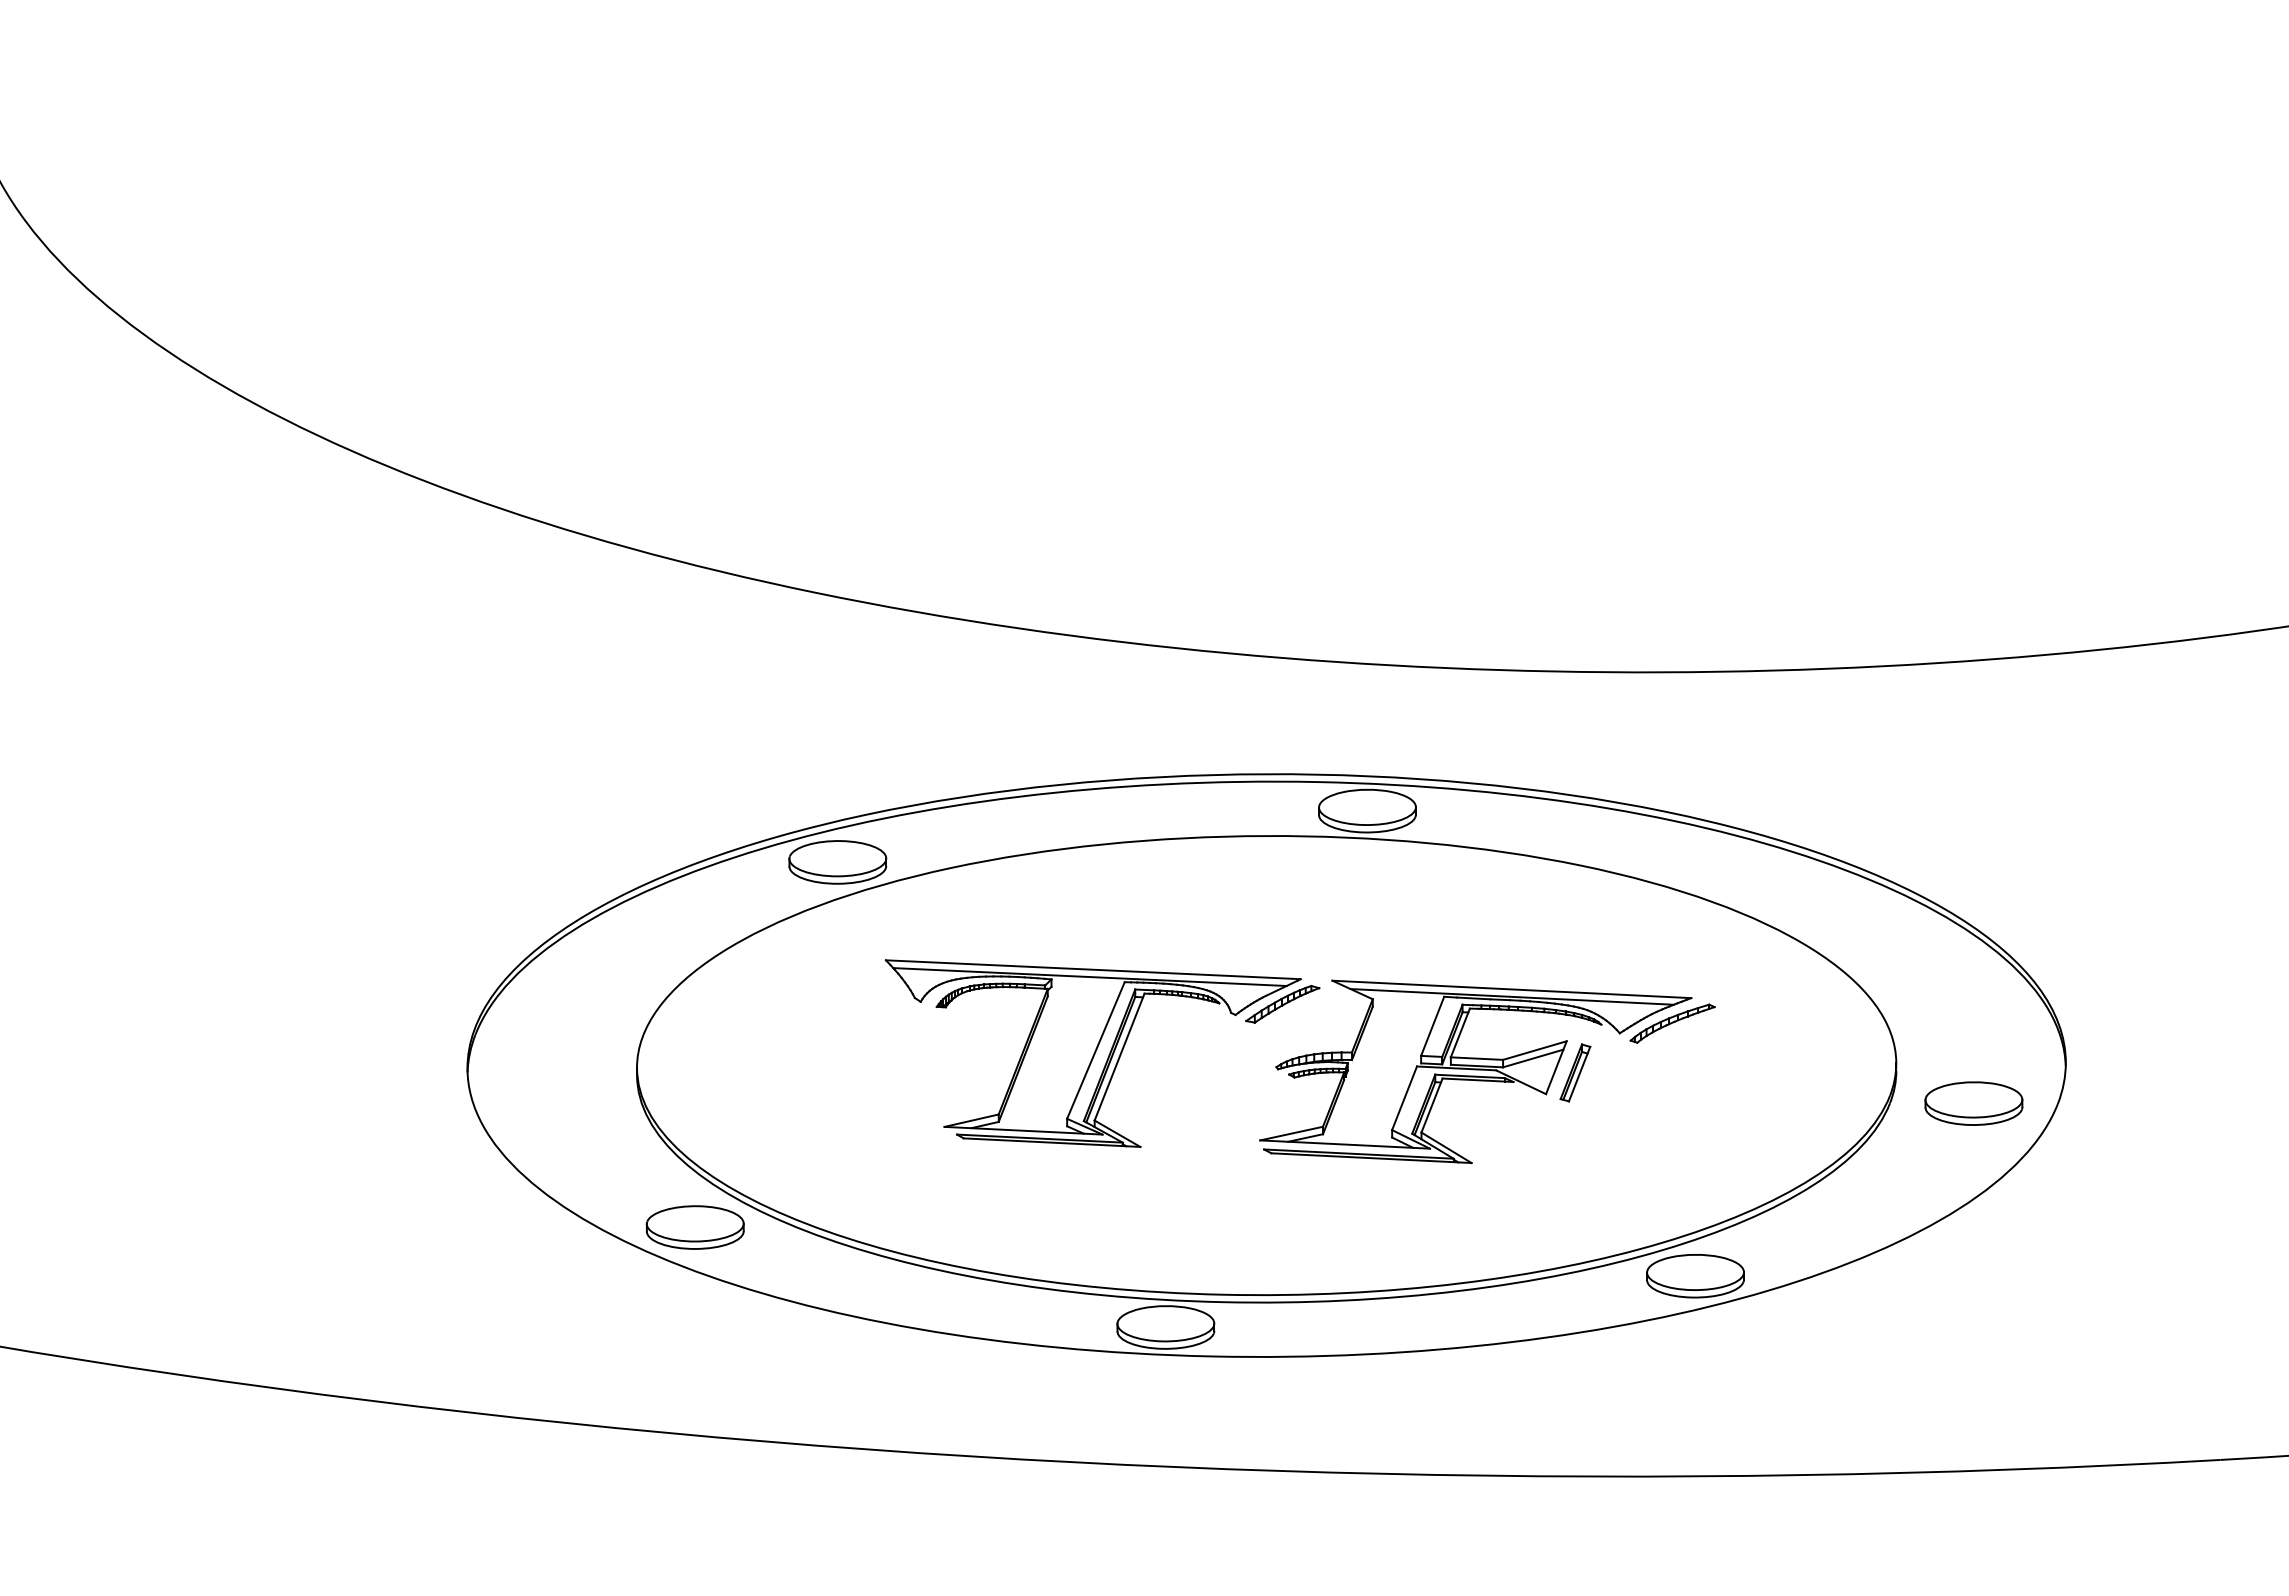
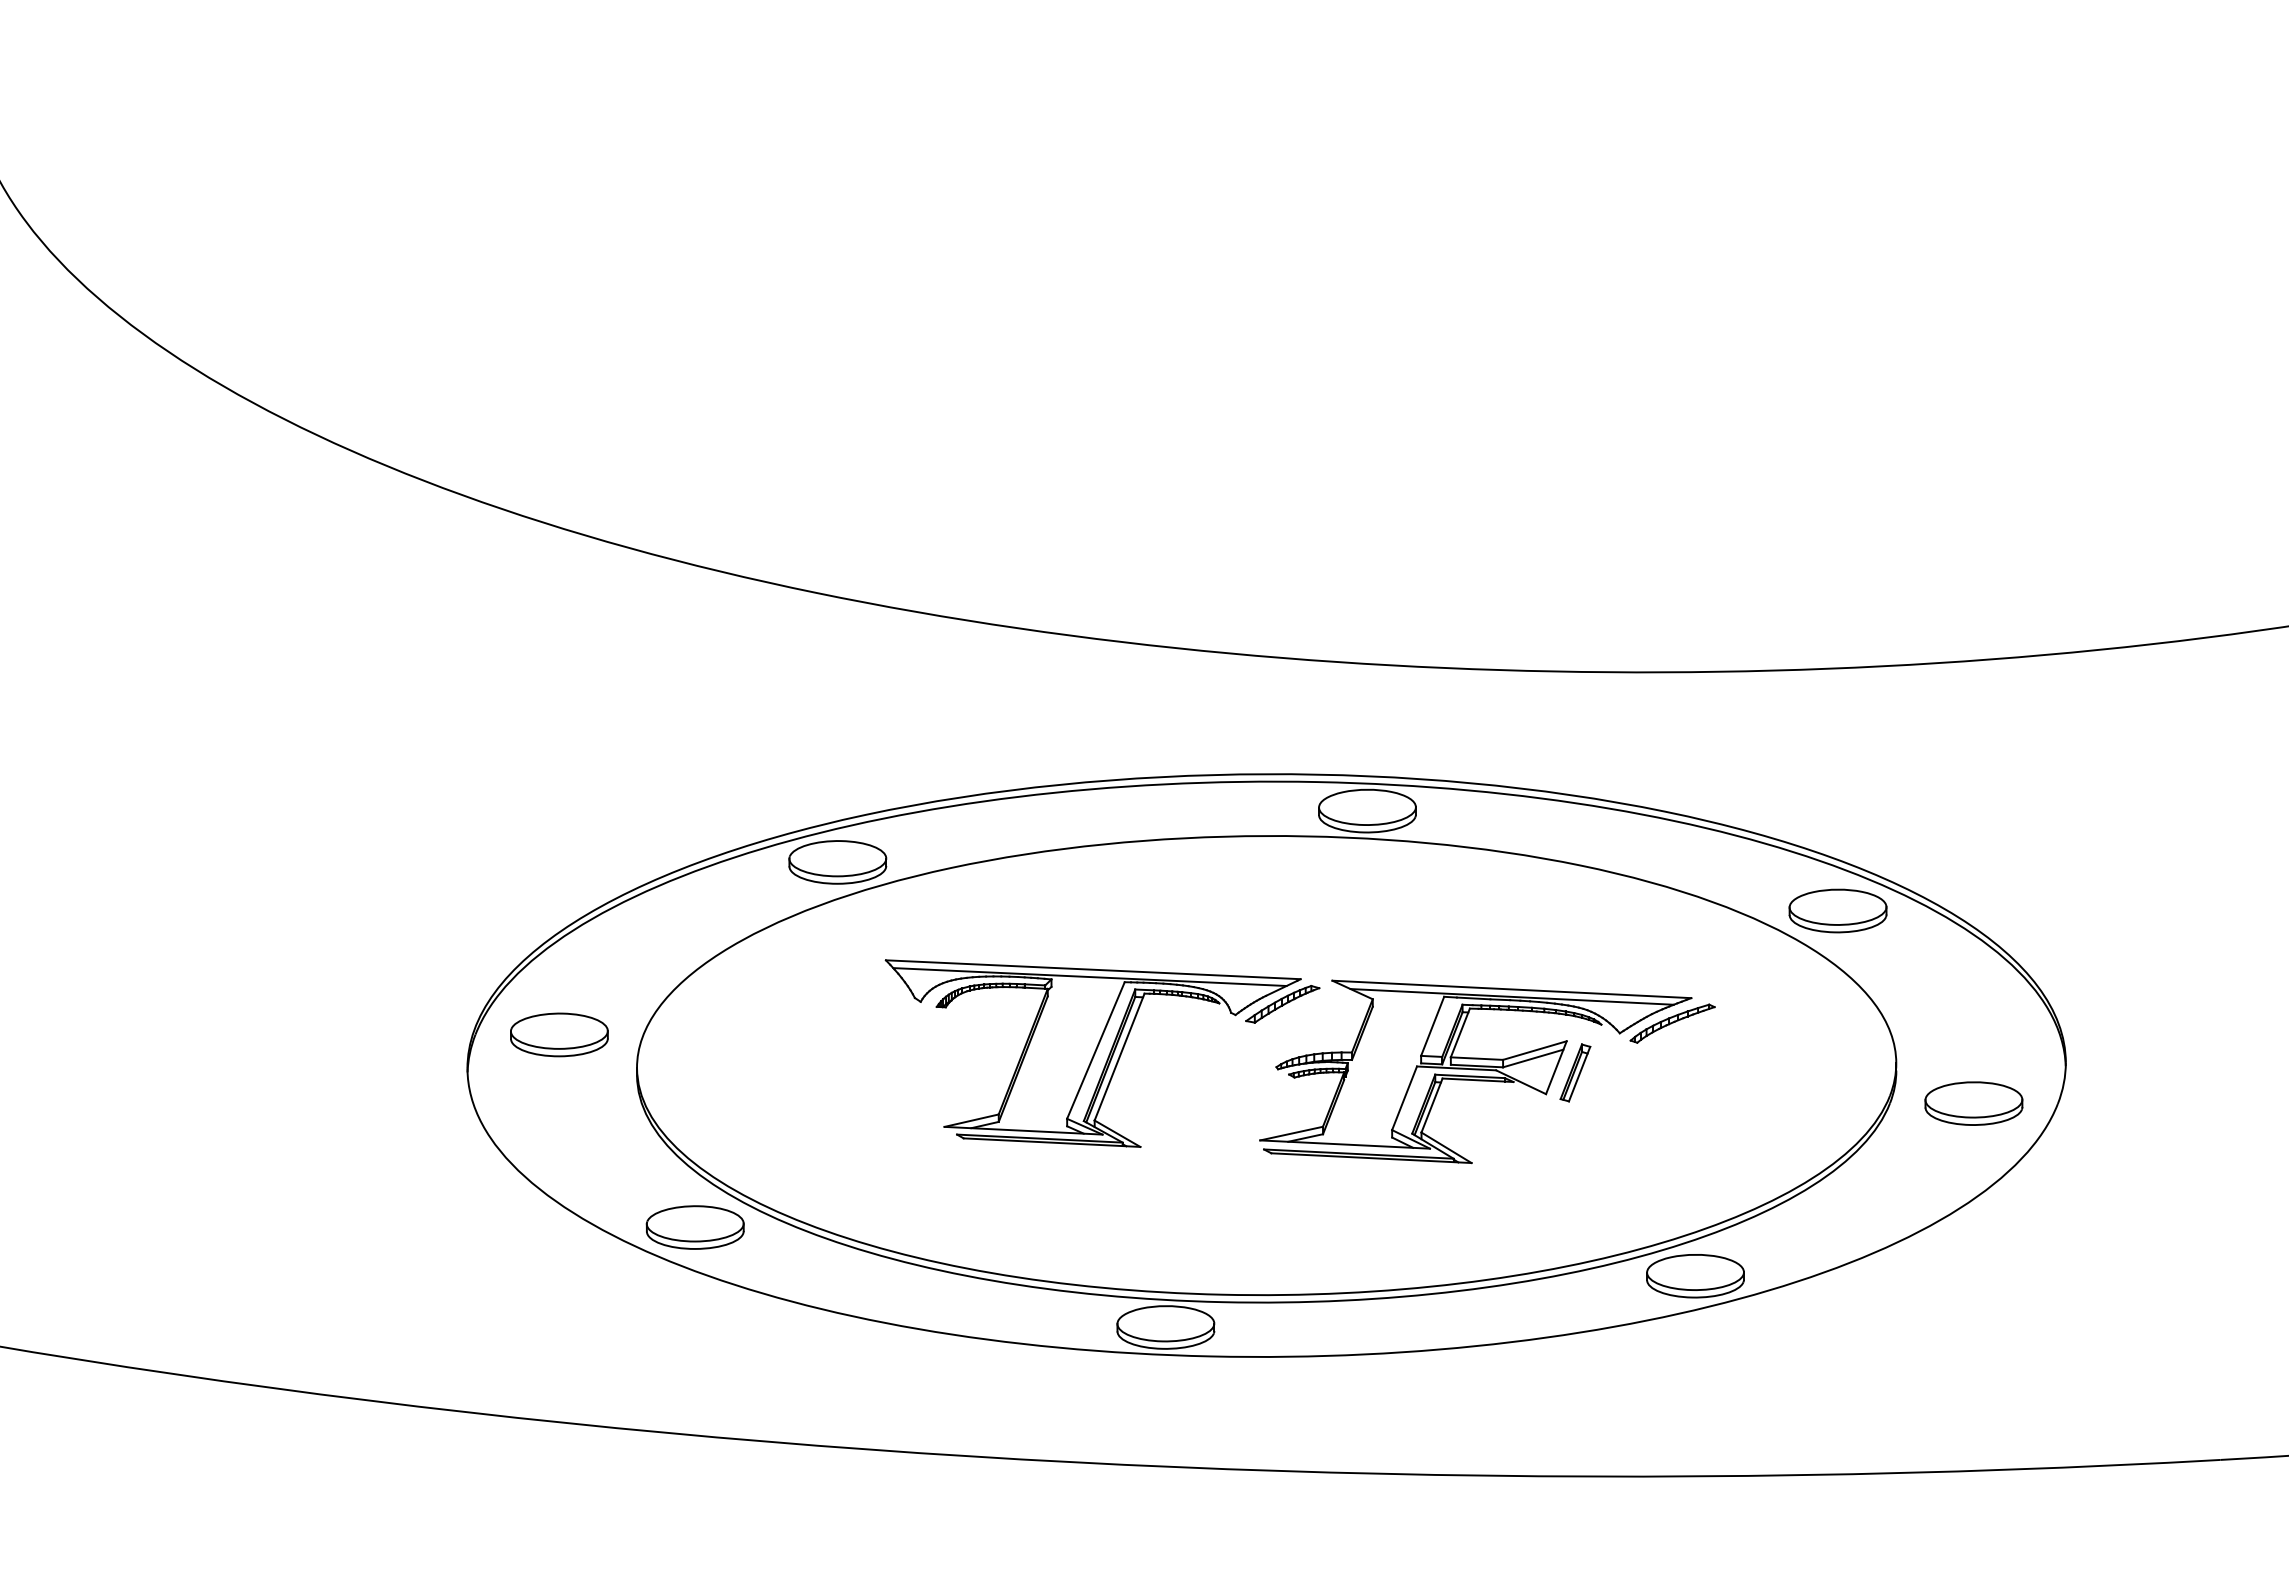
part: none -> present (1837, 910)
part: none -> present (559, 1034)
